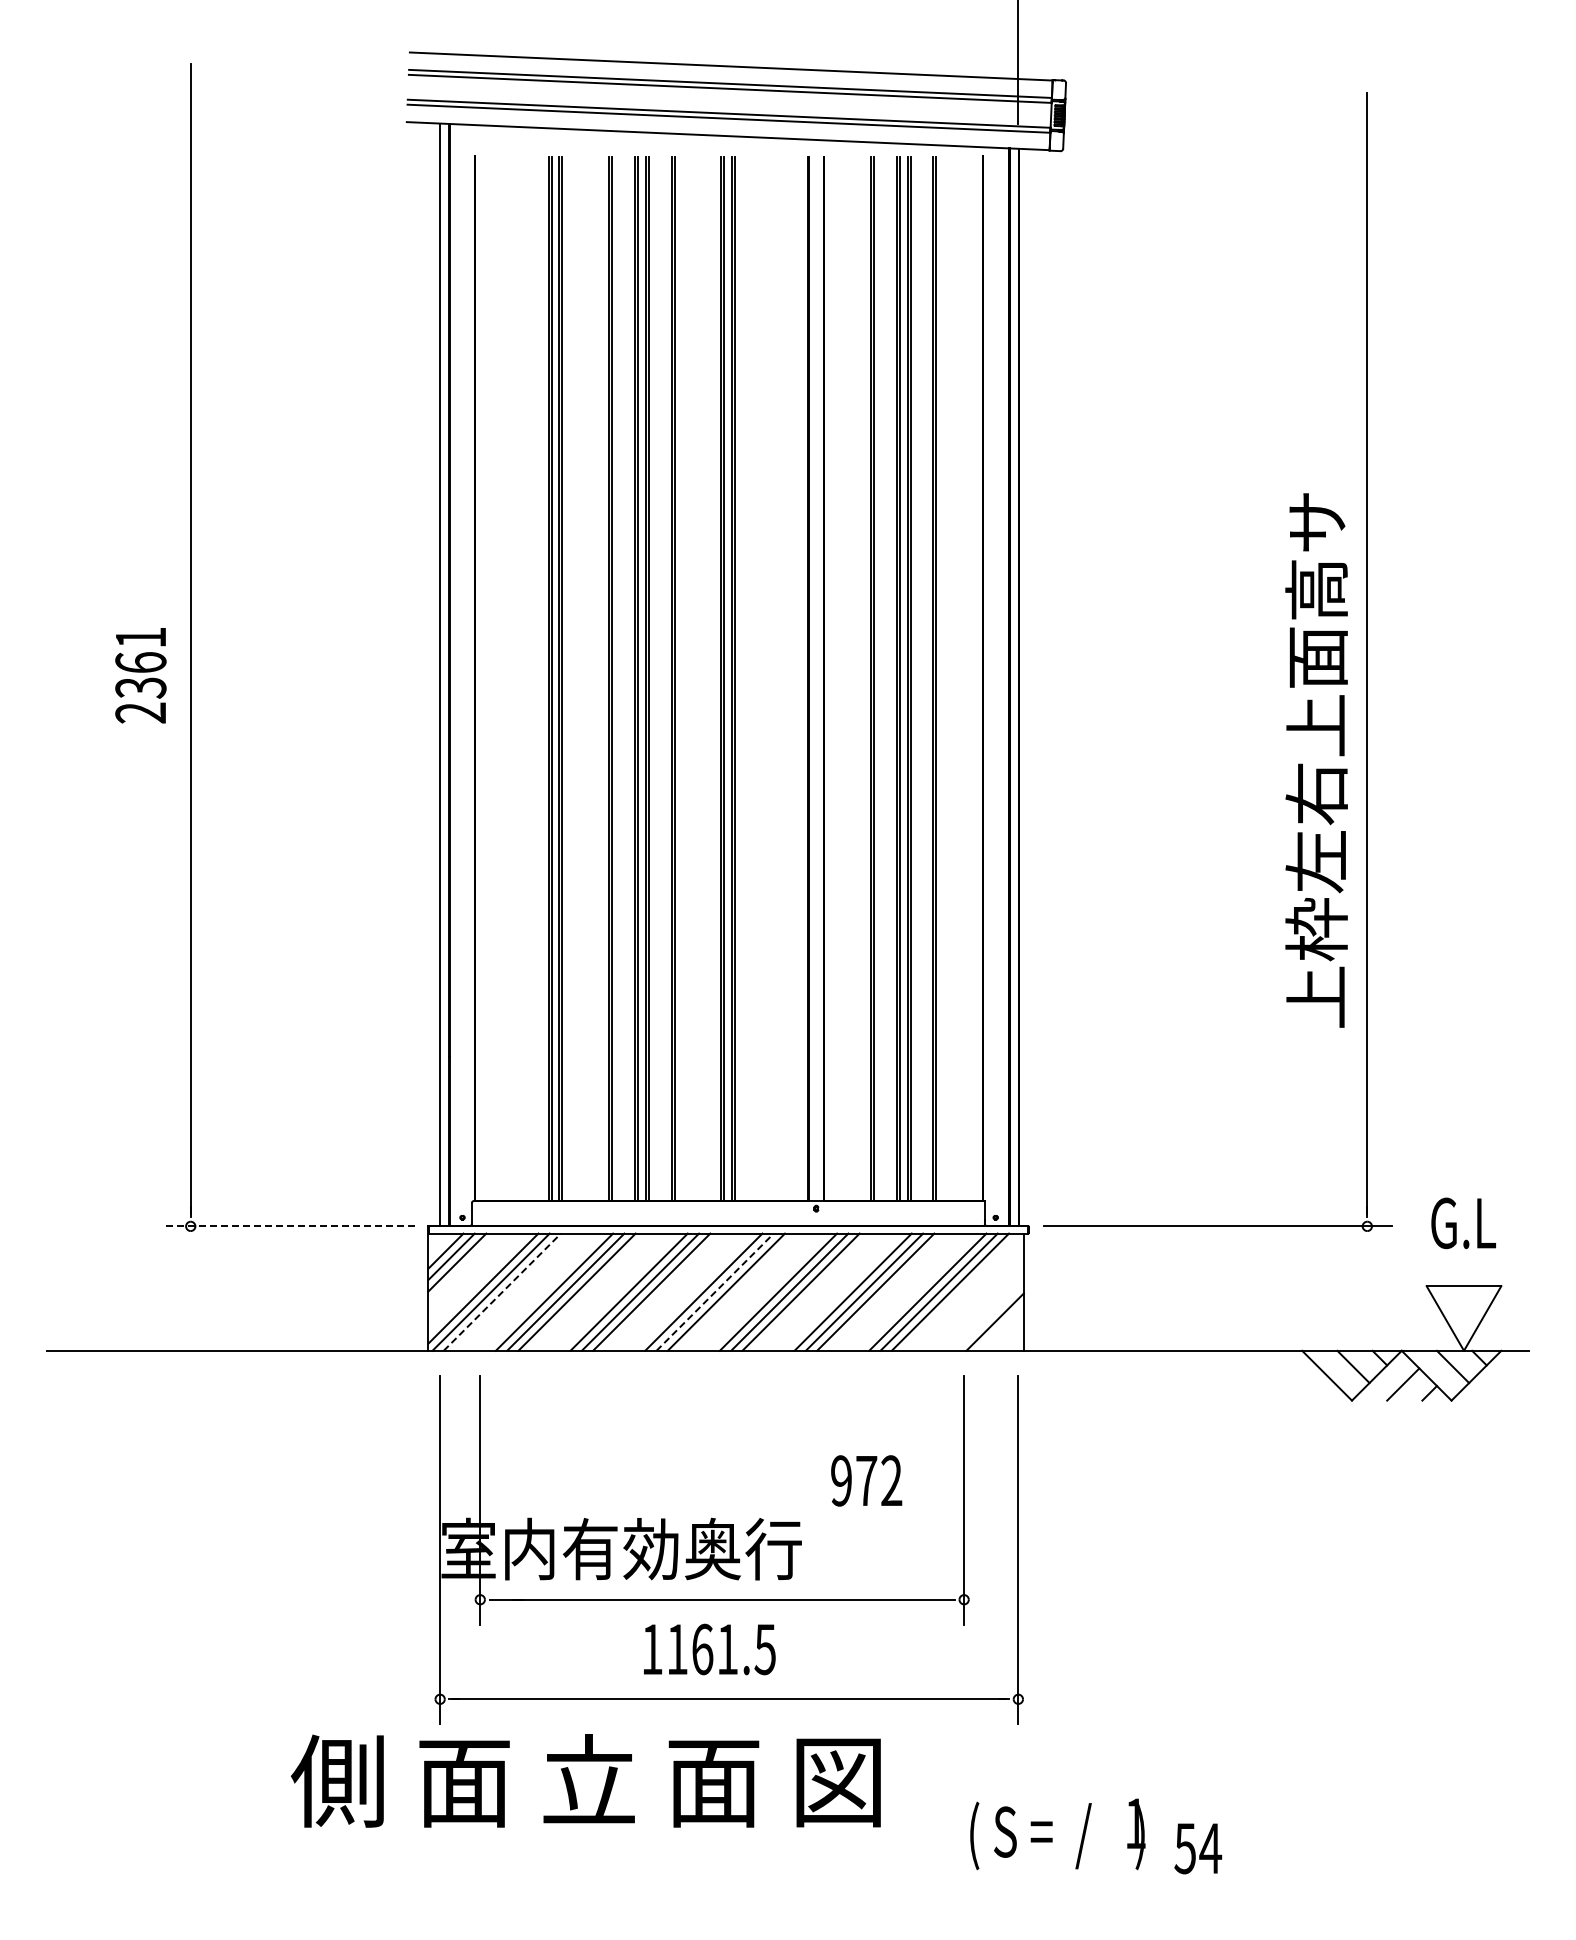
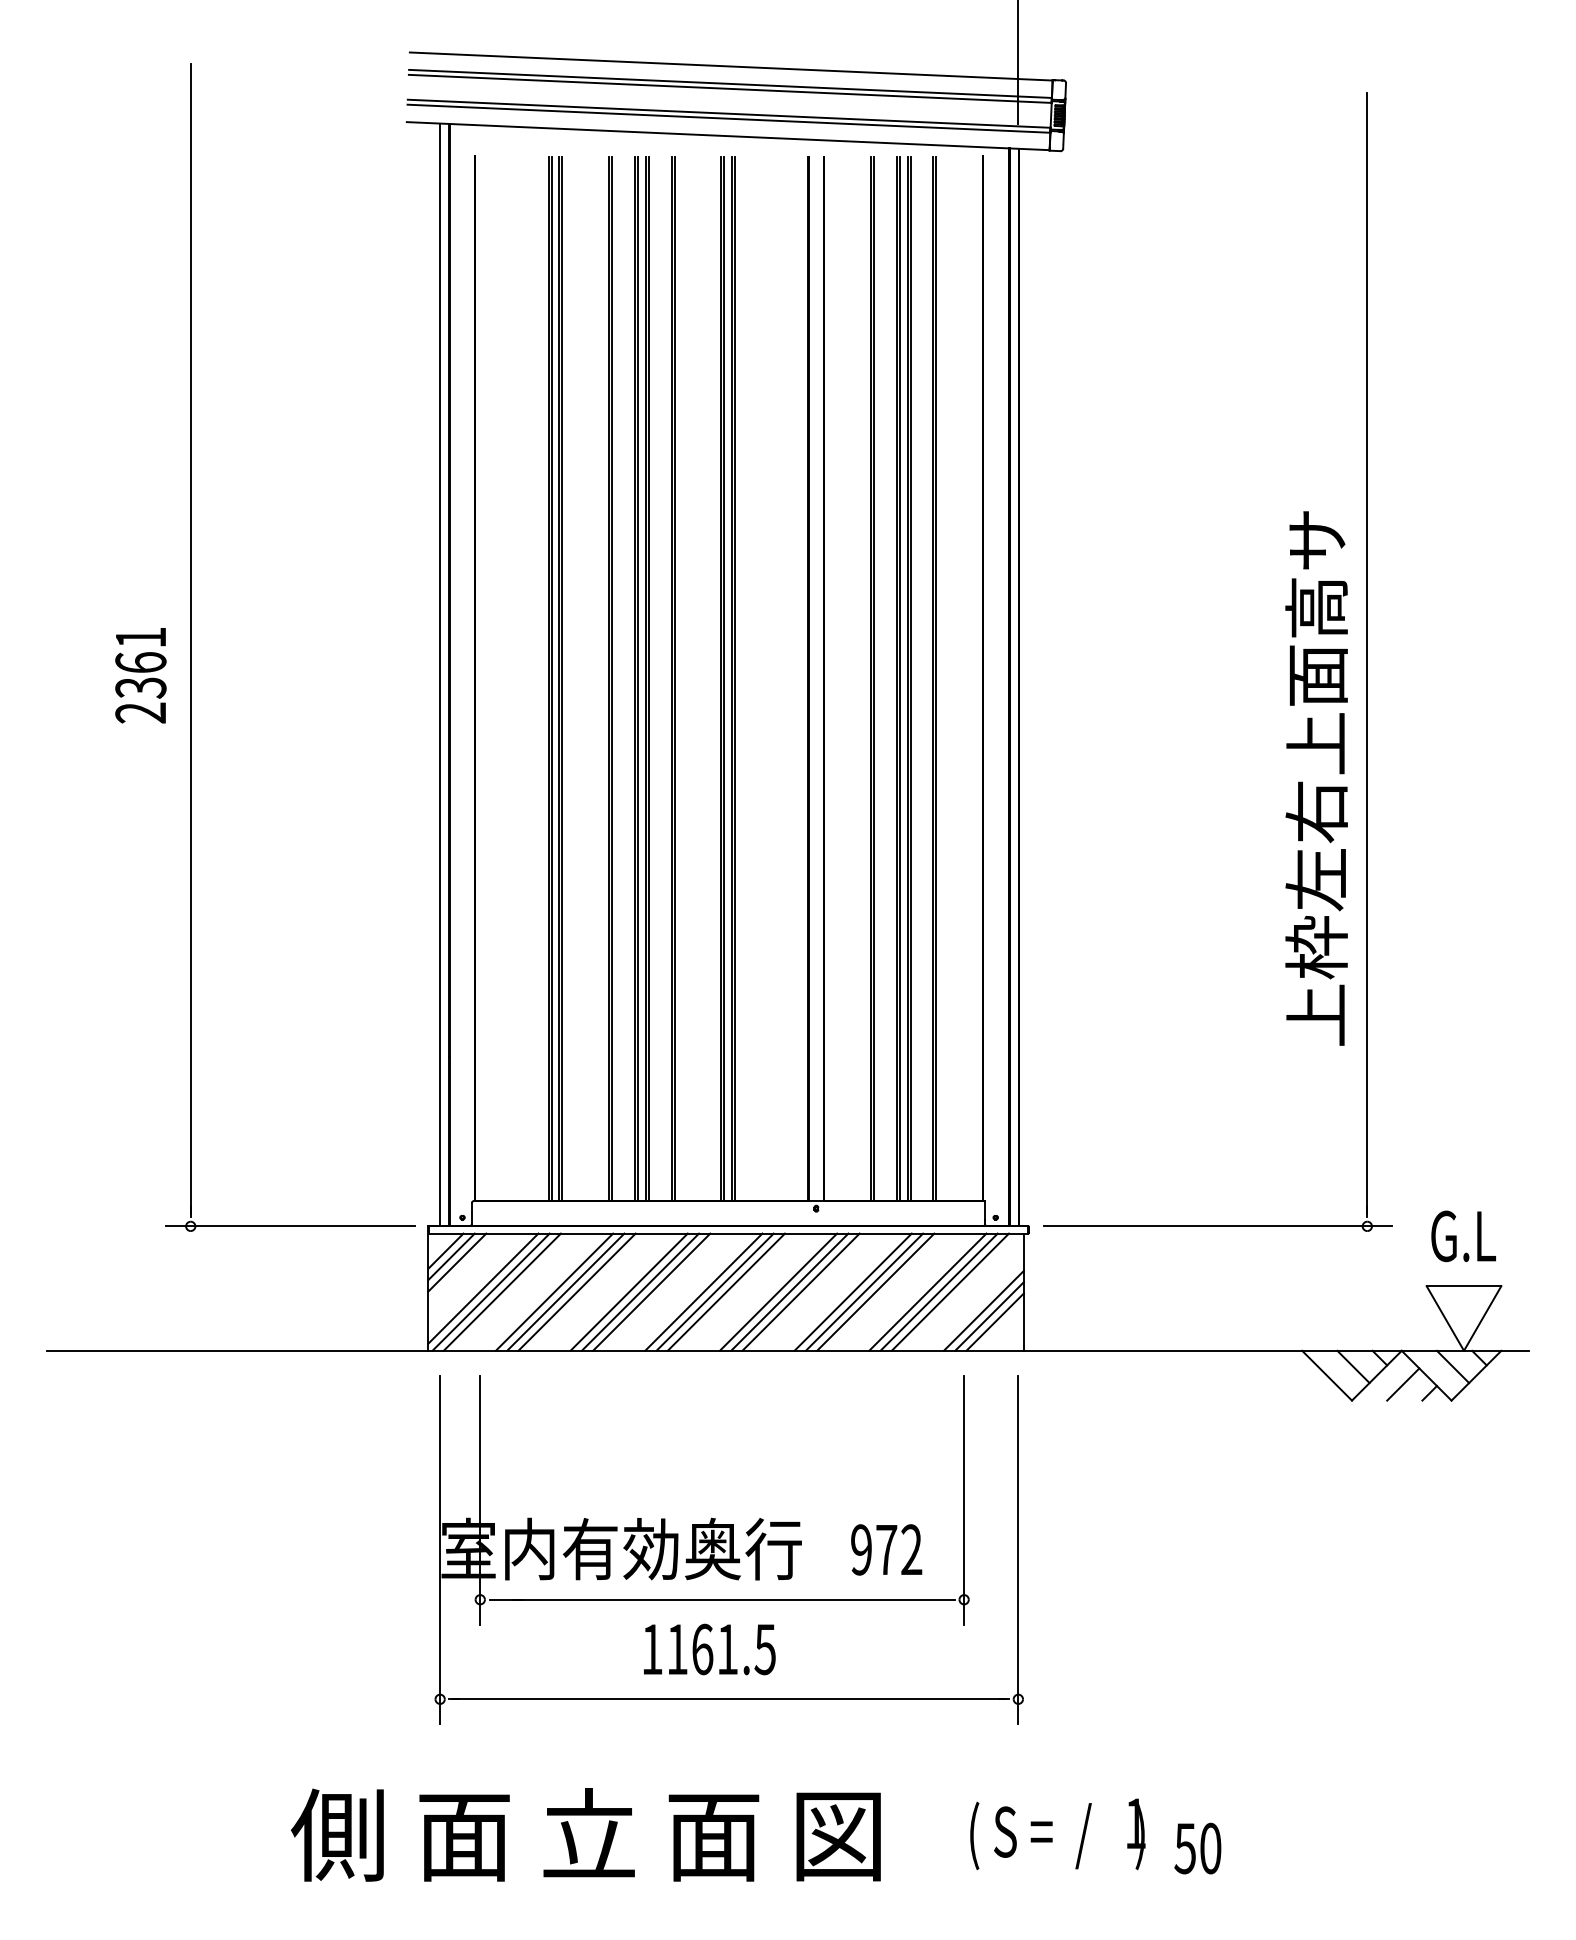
text position: (1316, 760) -> (1316, 778) (1316, 778)
text position: (1463, 1223) -> (1463, 1236) (1463, 1236)
line: dashed -> solid (289, 1226)
line: dashed -> solid (502, 1292)
line: dashed -> solid (715, 1292)
line: none -> present (983, 1310)
line: none -> present (989, 1316)
text position: (866, 1480) -> (886, 1549) (886, 1549)
text position: (585, 1780) -> (585, 1834) (585, 1834)
text: 54 -> 50 (1210, 1848)
